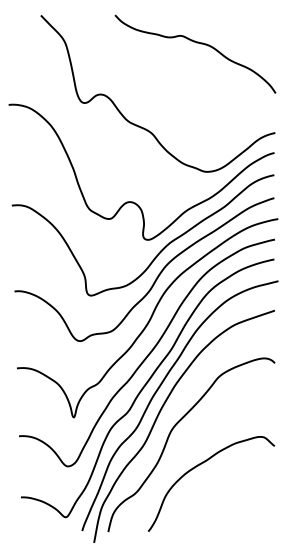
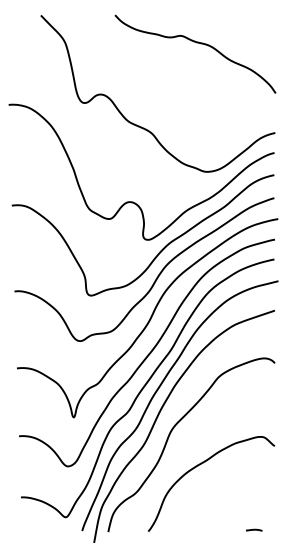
line: none -> present (254, 529)
